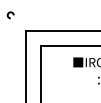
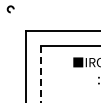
arc position: (9, 16) -> (9, 10) (9, 10)
line: solid -> dashed (41, 74)
